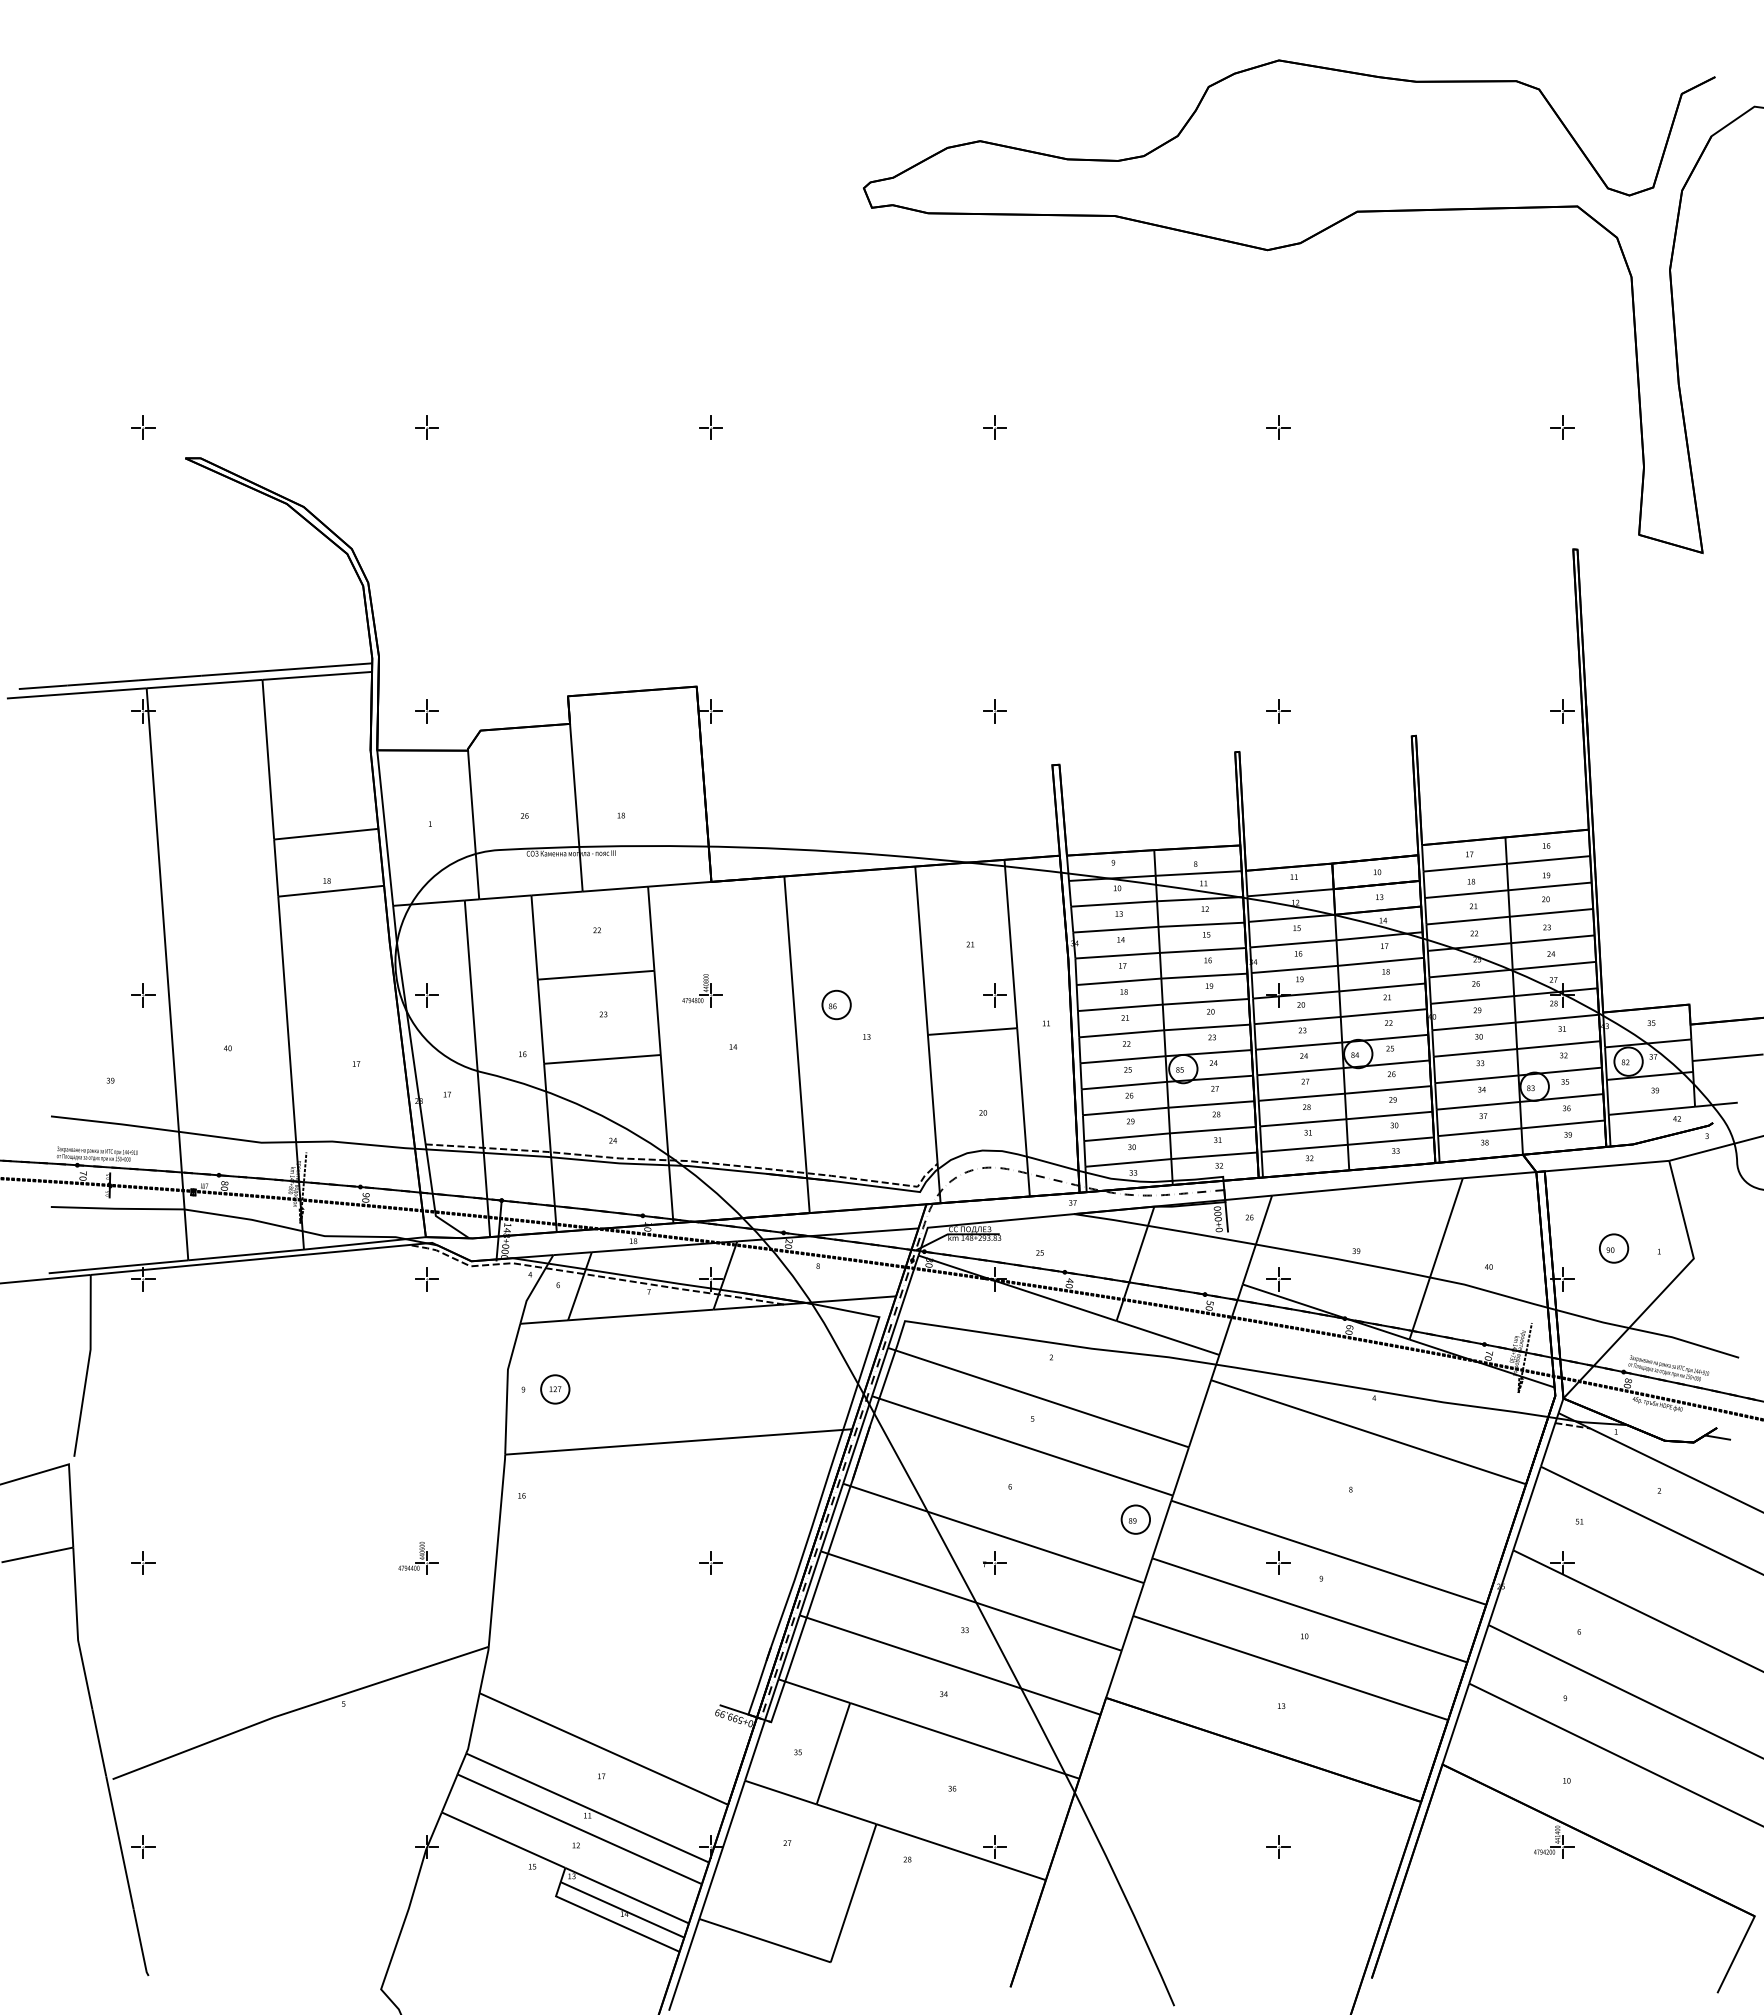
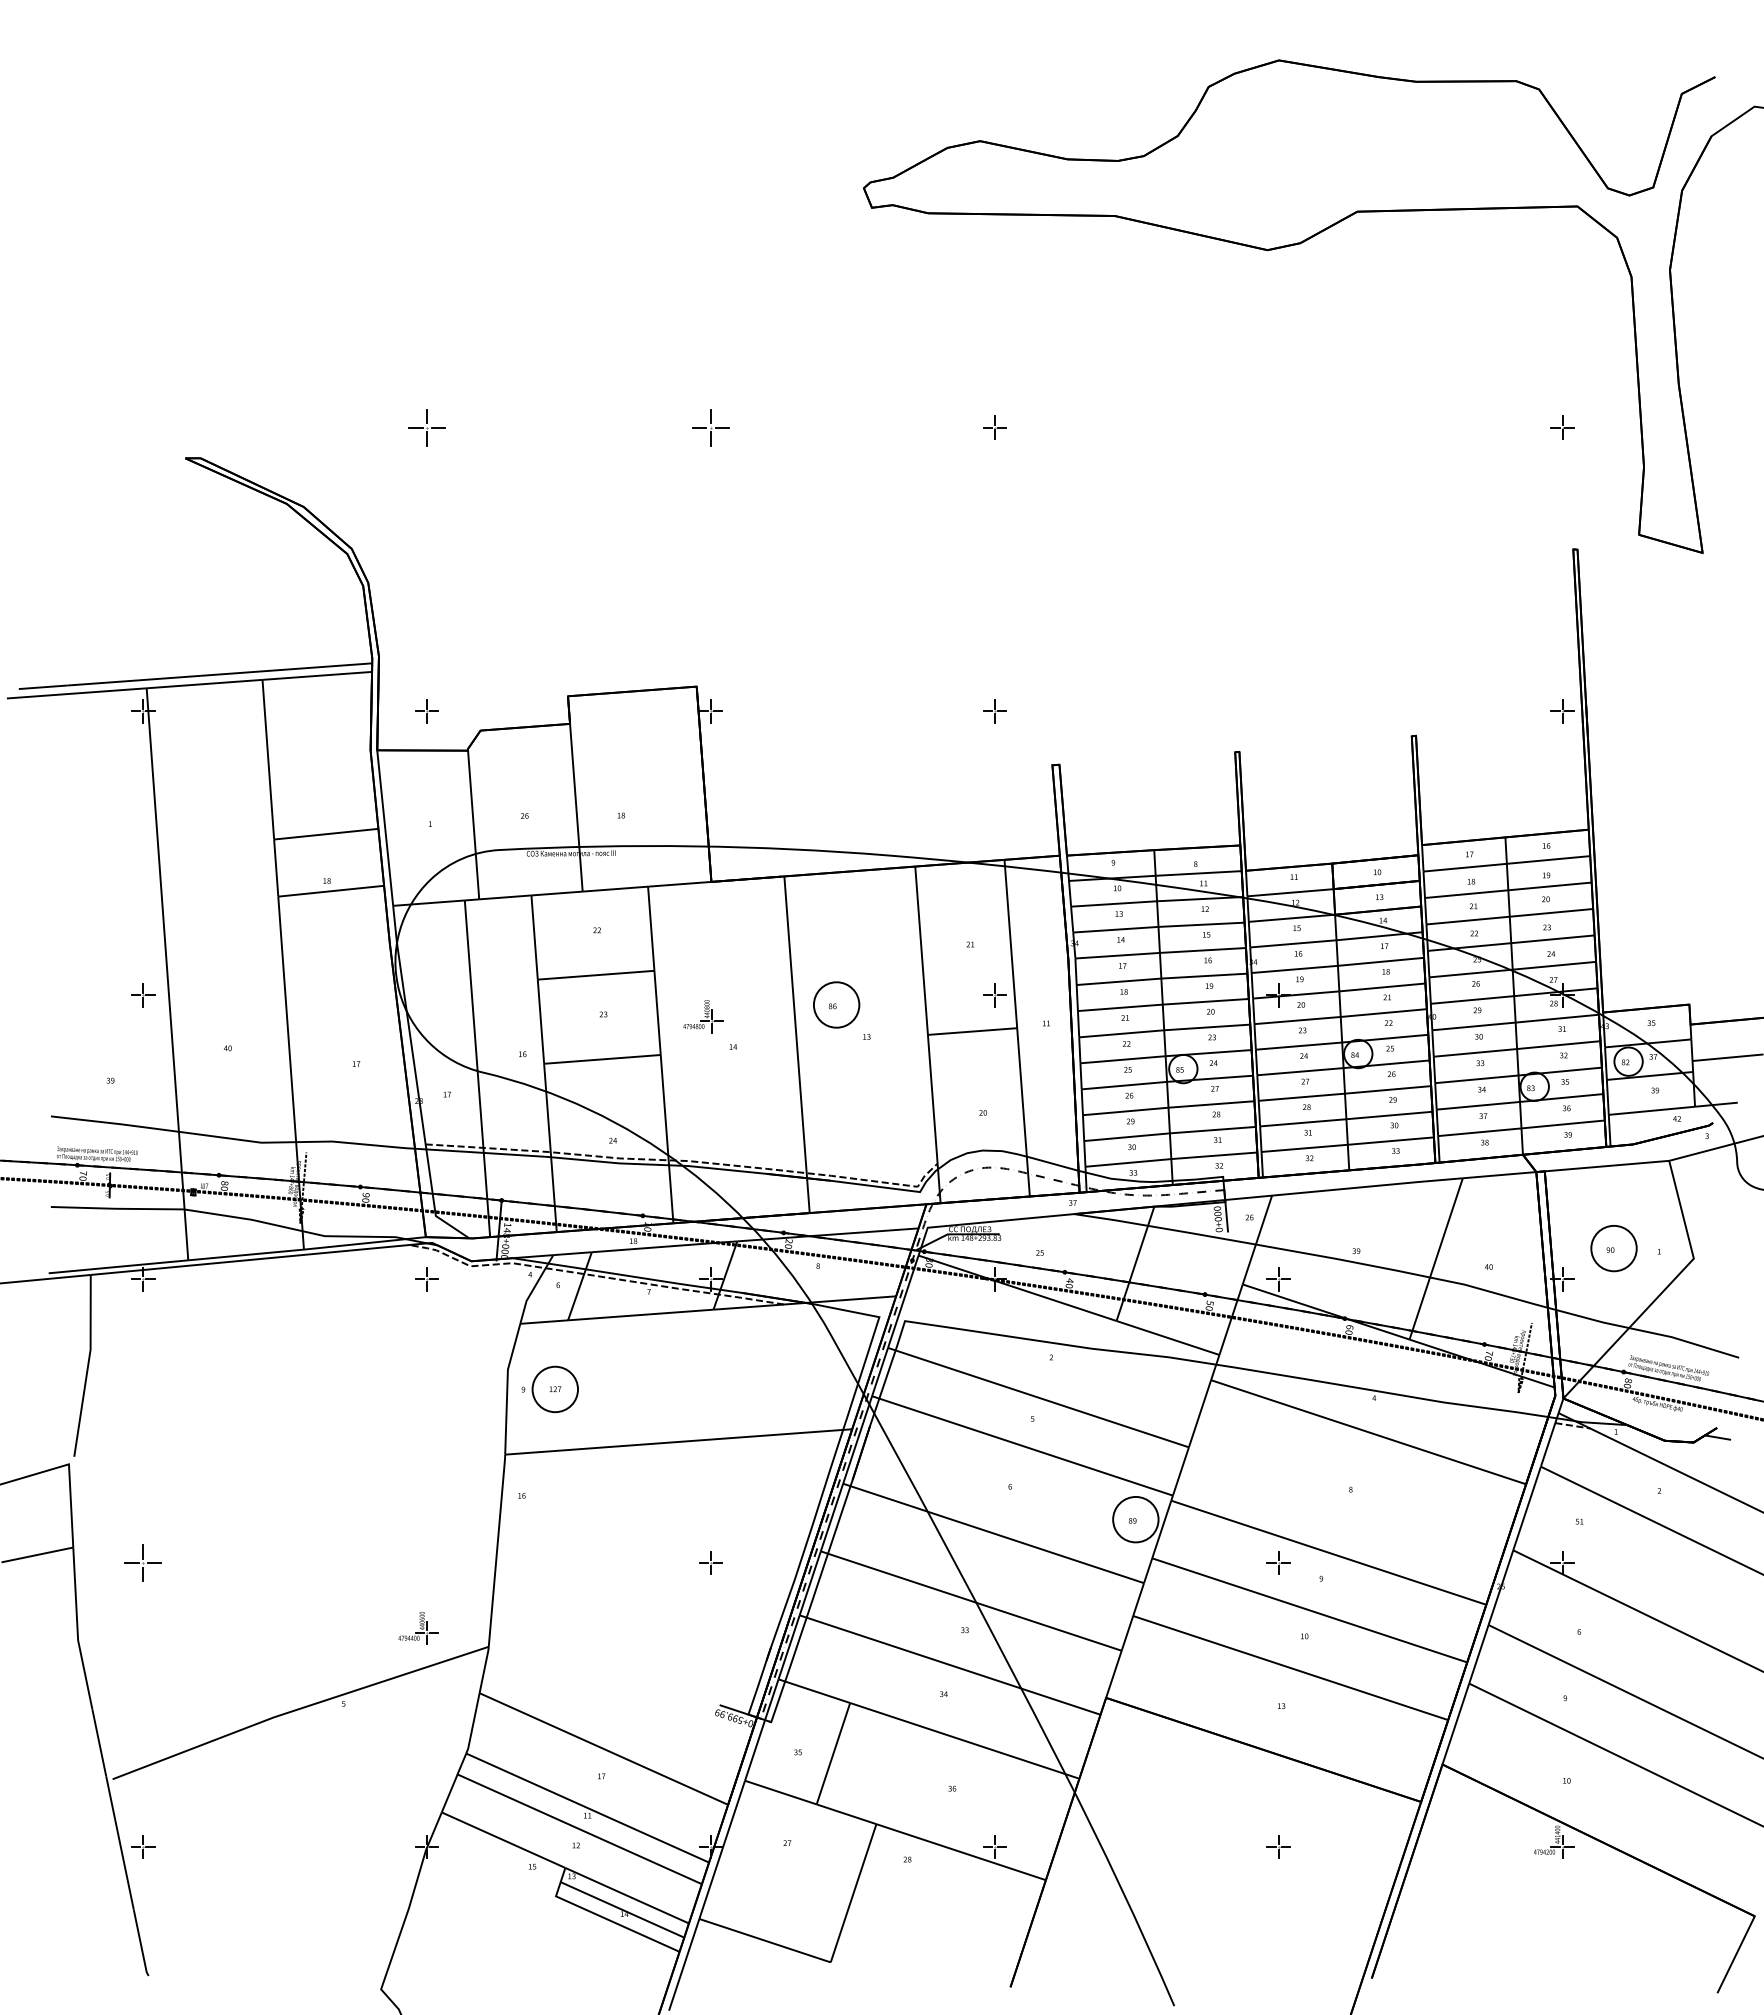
part: present -> none (143, 427)
part size: 24x25 px -> 38x38 px (426, 427)
part size: 24x25 px -> 38x38 px (710, 427)
part: present -> none (1278, 427)
part: present -> none (1278, 711)
part position: (702, 990) -> (703, 1016) (703, 1016)
part: present -> none (426, 995)
circle diameter: 28 px -> 45 px (836, 1004)
circle diameter: 28 px -> 45 px (1613, 1248)
circle diameter: 28 px -> 45 px (555, 1389)
circle diameter: 28 px -> 45 px (1135, 1519)
part position: (418, 1557) -> (418, 1627) (418, 1627)
part size: 25x24 px -> 38x38 px (142, 1562)
part: present -> none (994, 1562)
